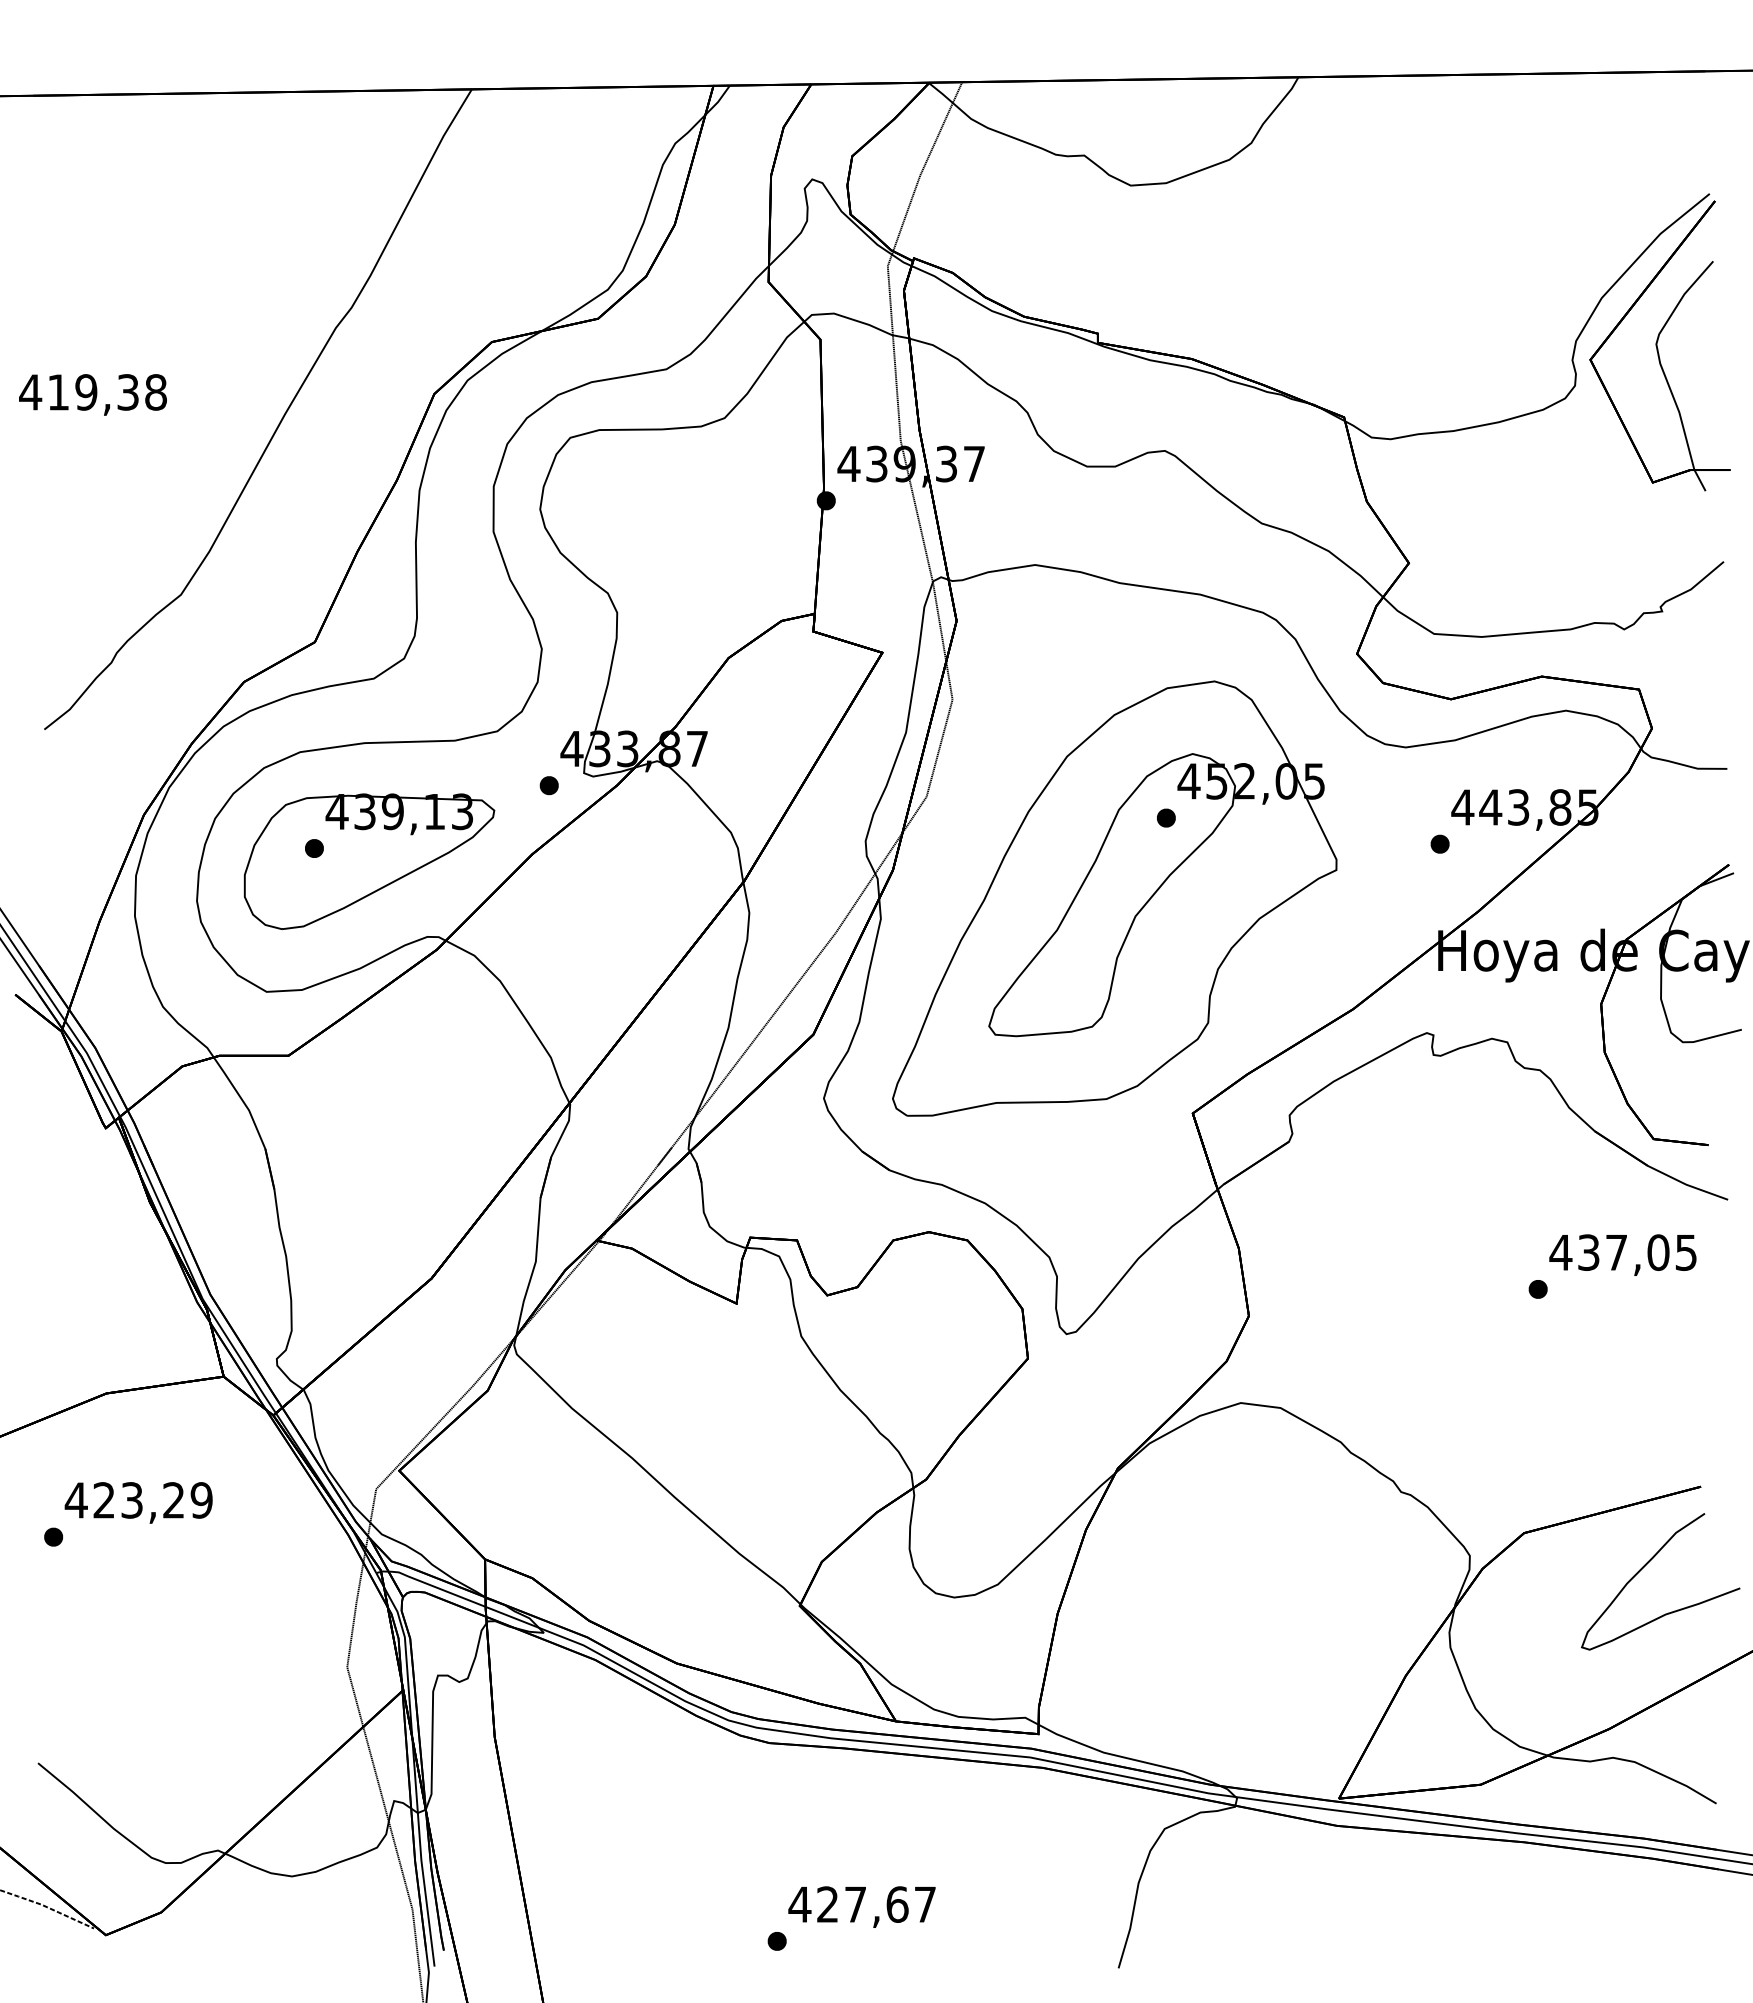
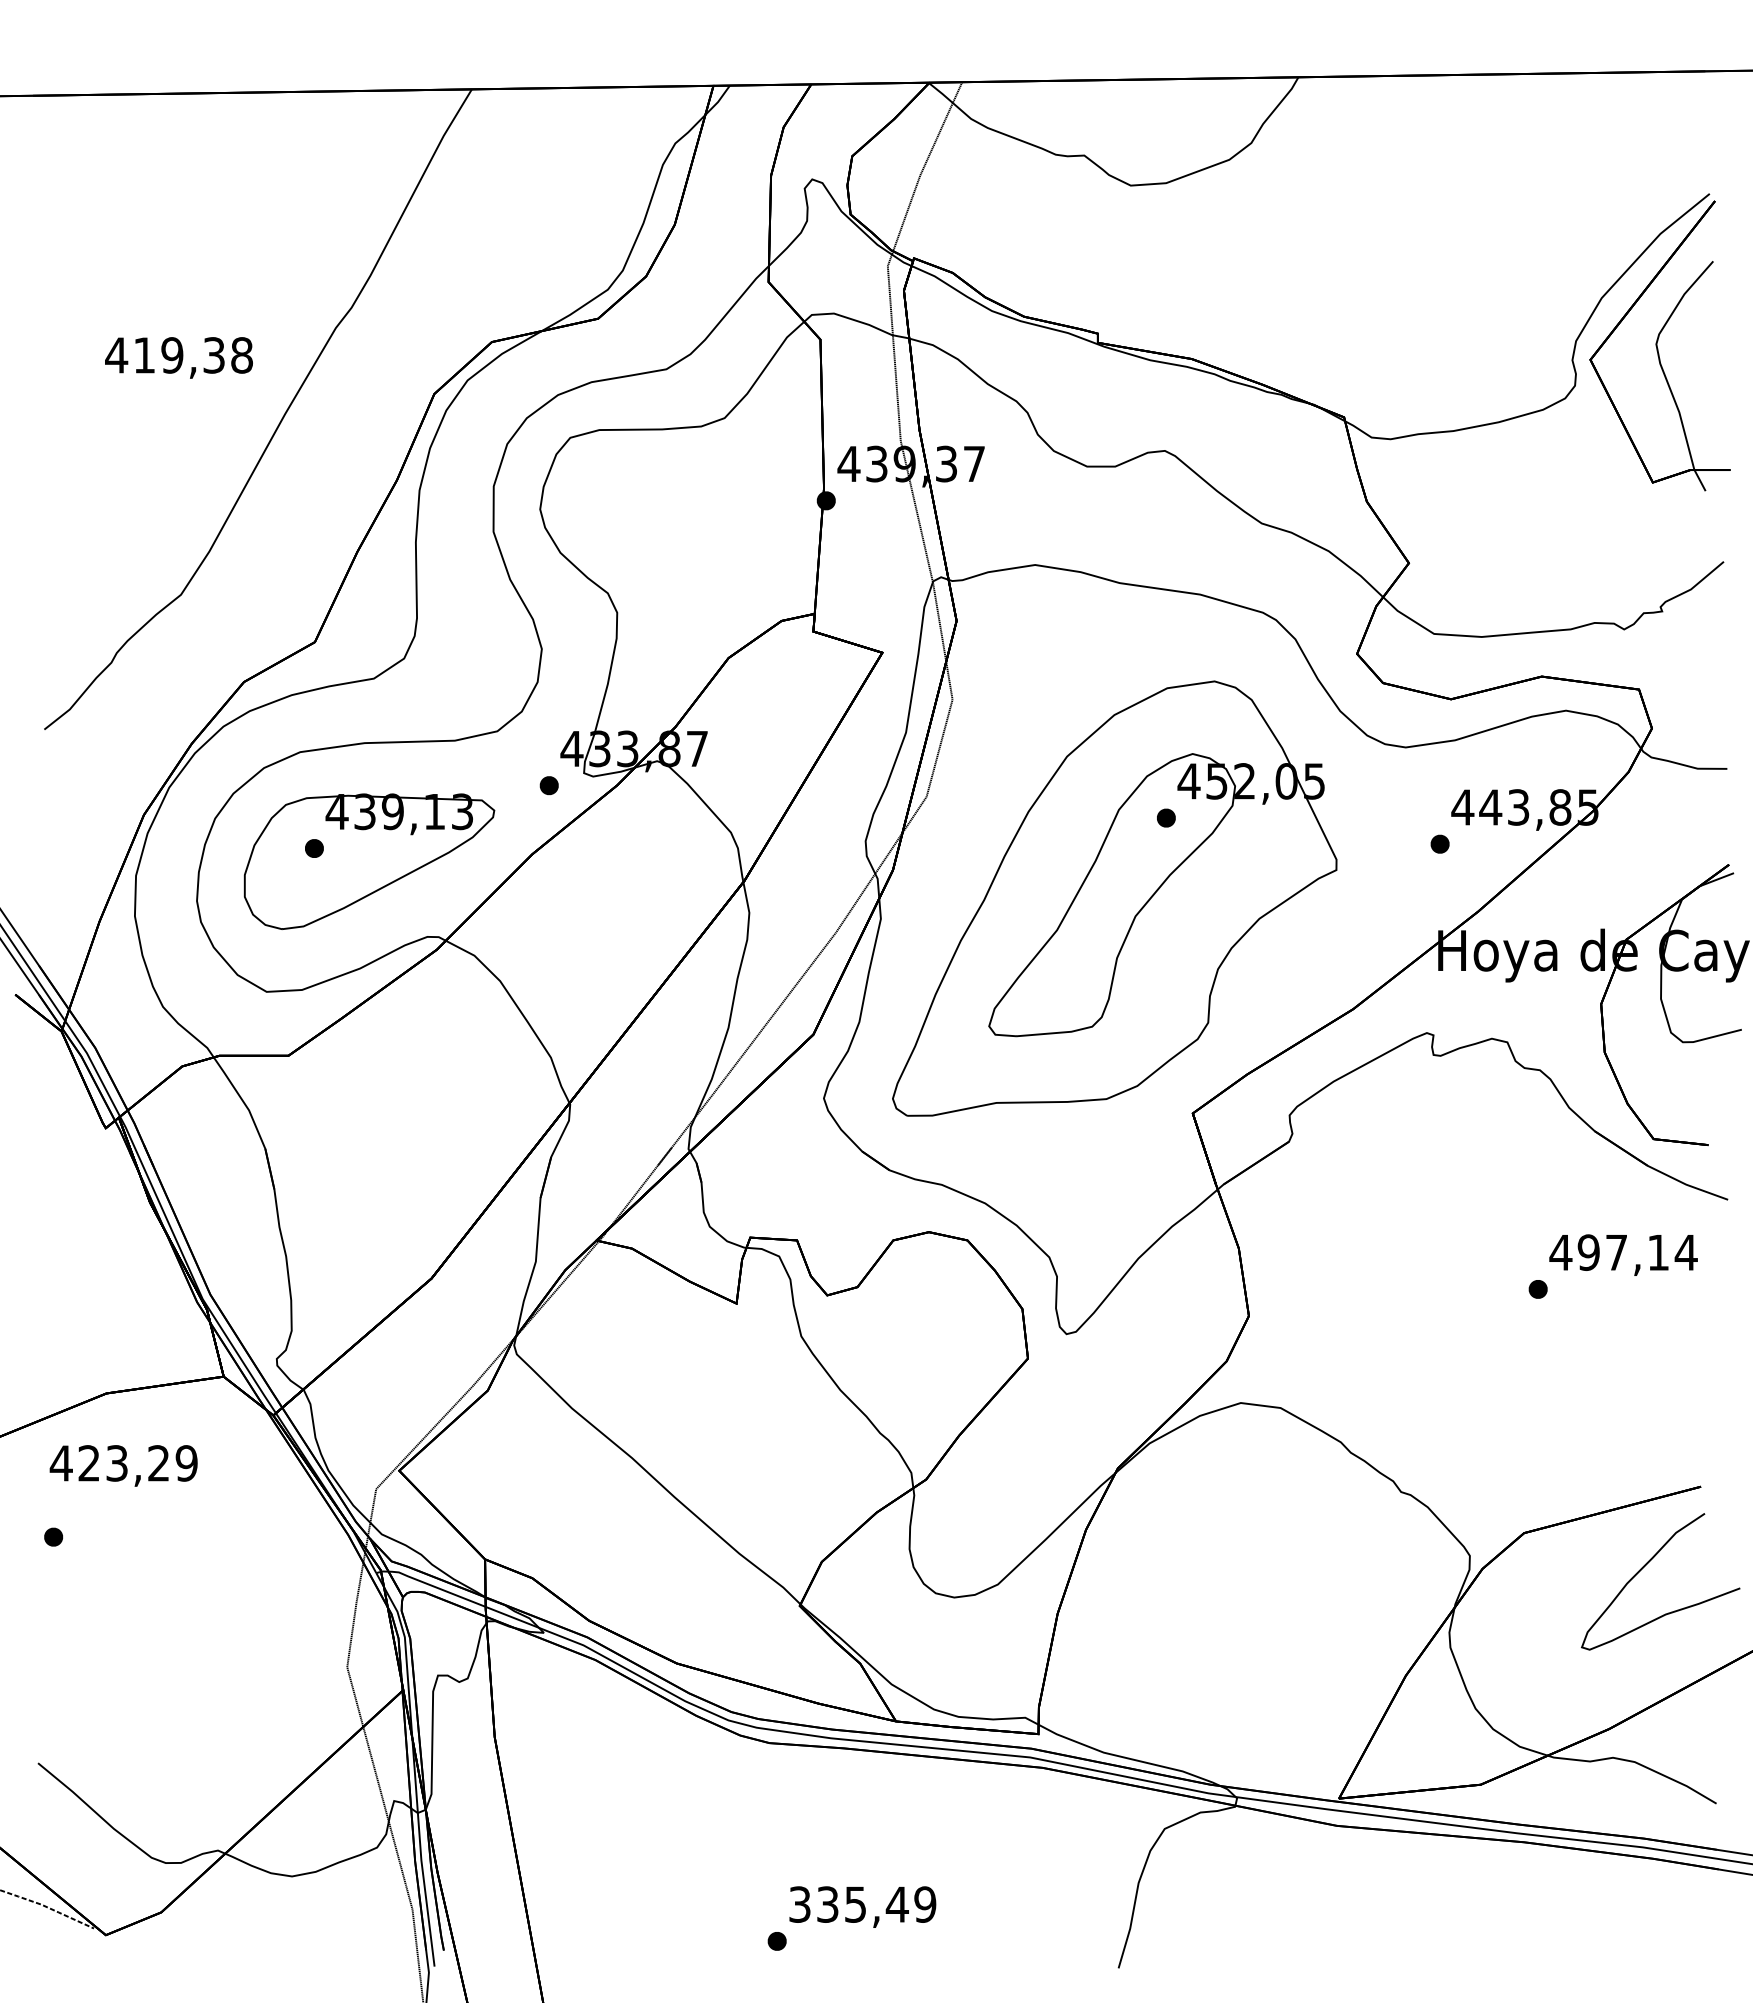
text position: (92, 394) -> (178, 357) (178, 357)
text: 437,05 -> 497,14 (1637, 1252)
text position: (138, 1502) -> (123, 1465) (123, 1465)
text: 427,67 -> 335,49 (862, 1904)
